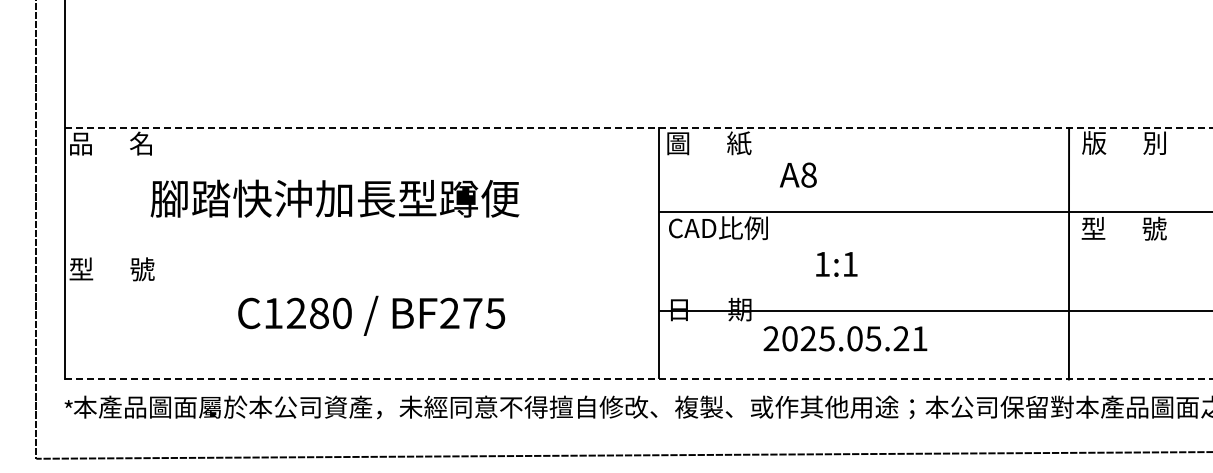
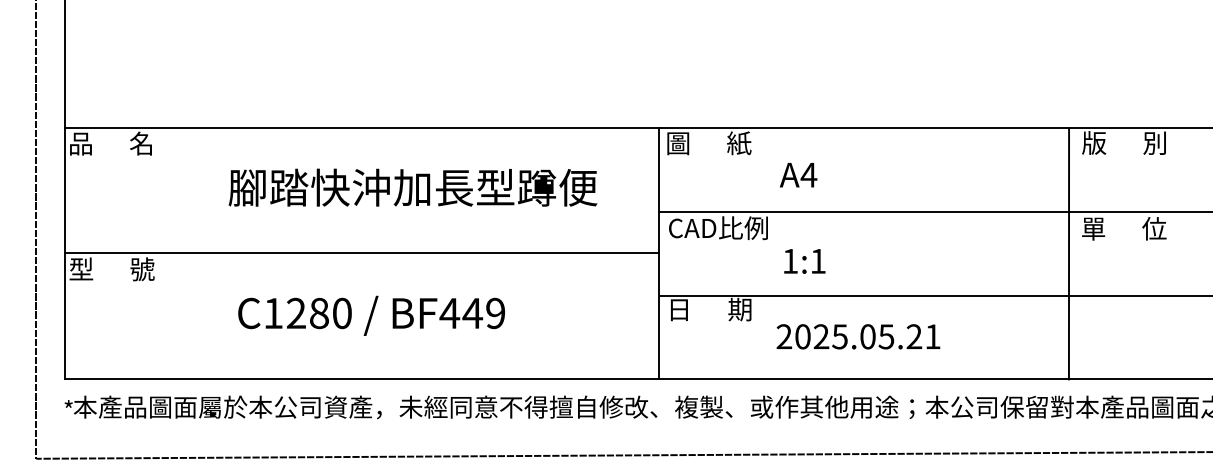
line: dashed -> solid (638, 127)
text: A8 -> A4 (808, 174)
text position: (334, 198) -> (412, 187) (412, 187)
text: 型      號 -> 單      位 (1123, 228)
line: none -> present (361, 253)
text position: (836, 264) -> (804, 261) (804, 261)
line position: (934, 310) -> (934, 295) (934, 295)
text: BF275 -> BF449 (472, 312)
text position: (845, 338) -> (858, 336) (858, 336)
line: dashed -> solid (638, 379)
